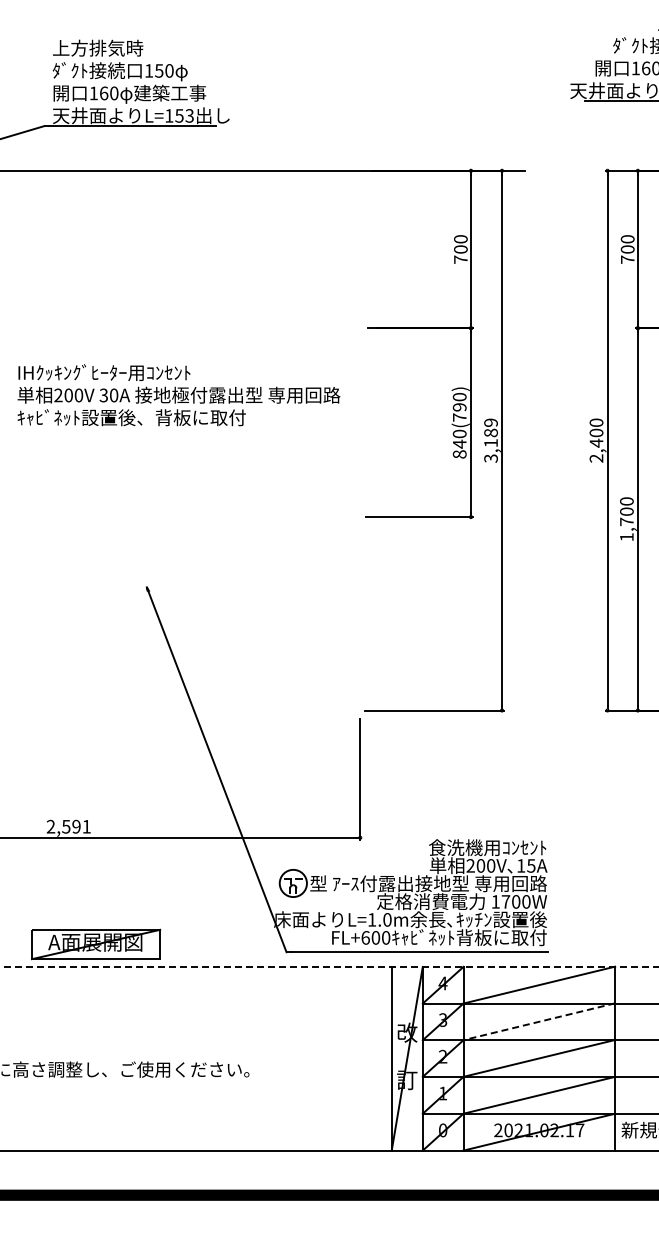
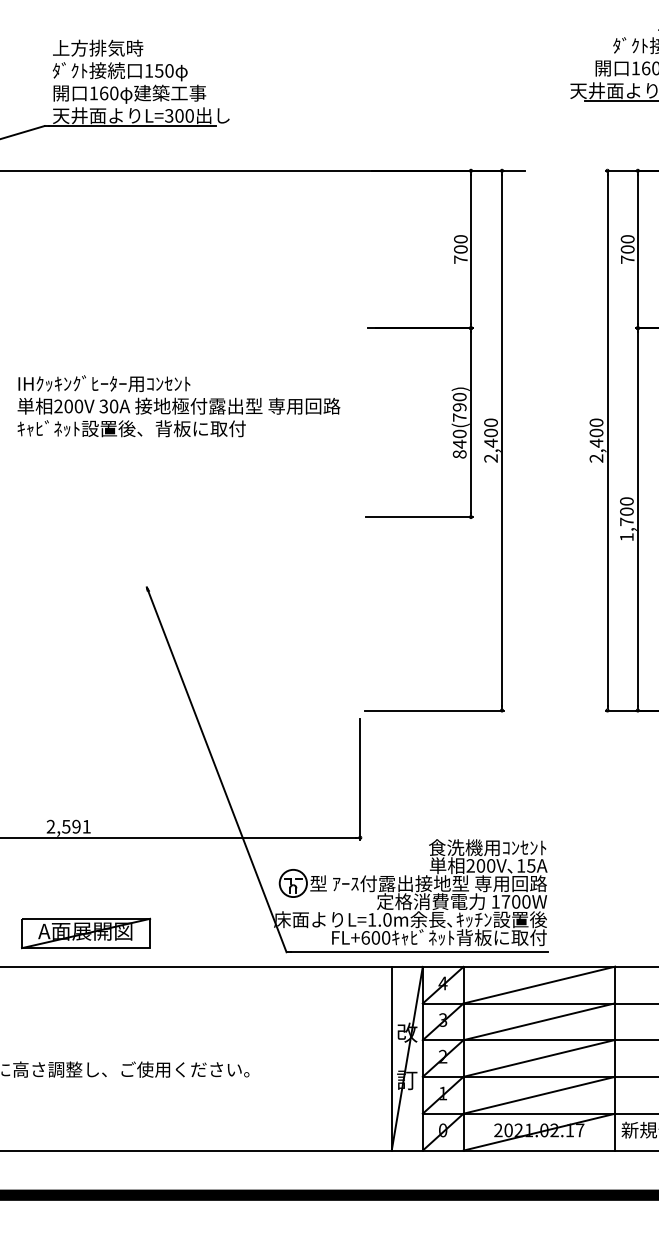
text: L=153 -> L=300 (179, 115)
text position: (178, 395) -> (178, 406) (178, 406)
text: 3,189 -> 2,400 (490, 440)
part position: (96, 944) -> (86, 933) (86, 933)
line: dashed -> solid (329, 966)
line: dashed -> solid (538, 1021)
